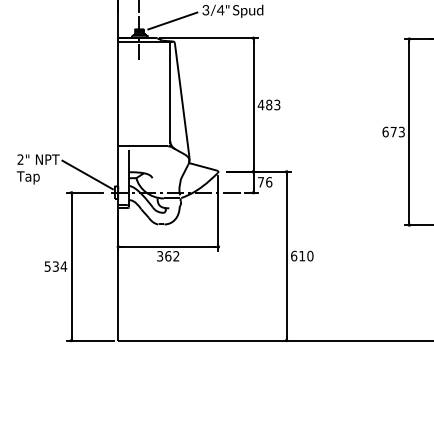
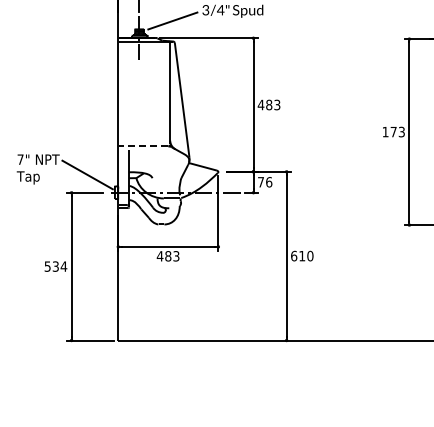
text: 673 -> 173 (385, 131)
line: solid -> dashed (143, 146)
text: 2" -> 7" (20, 159)
text: 362 -> 483 (167, 256)
